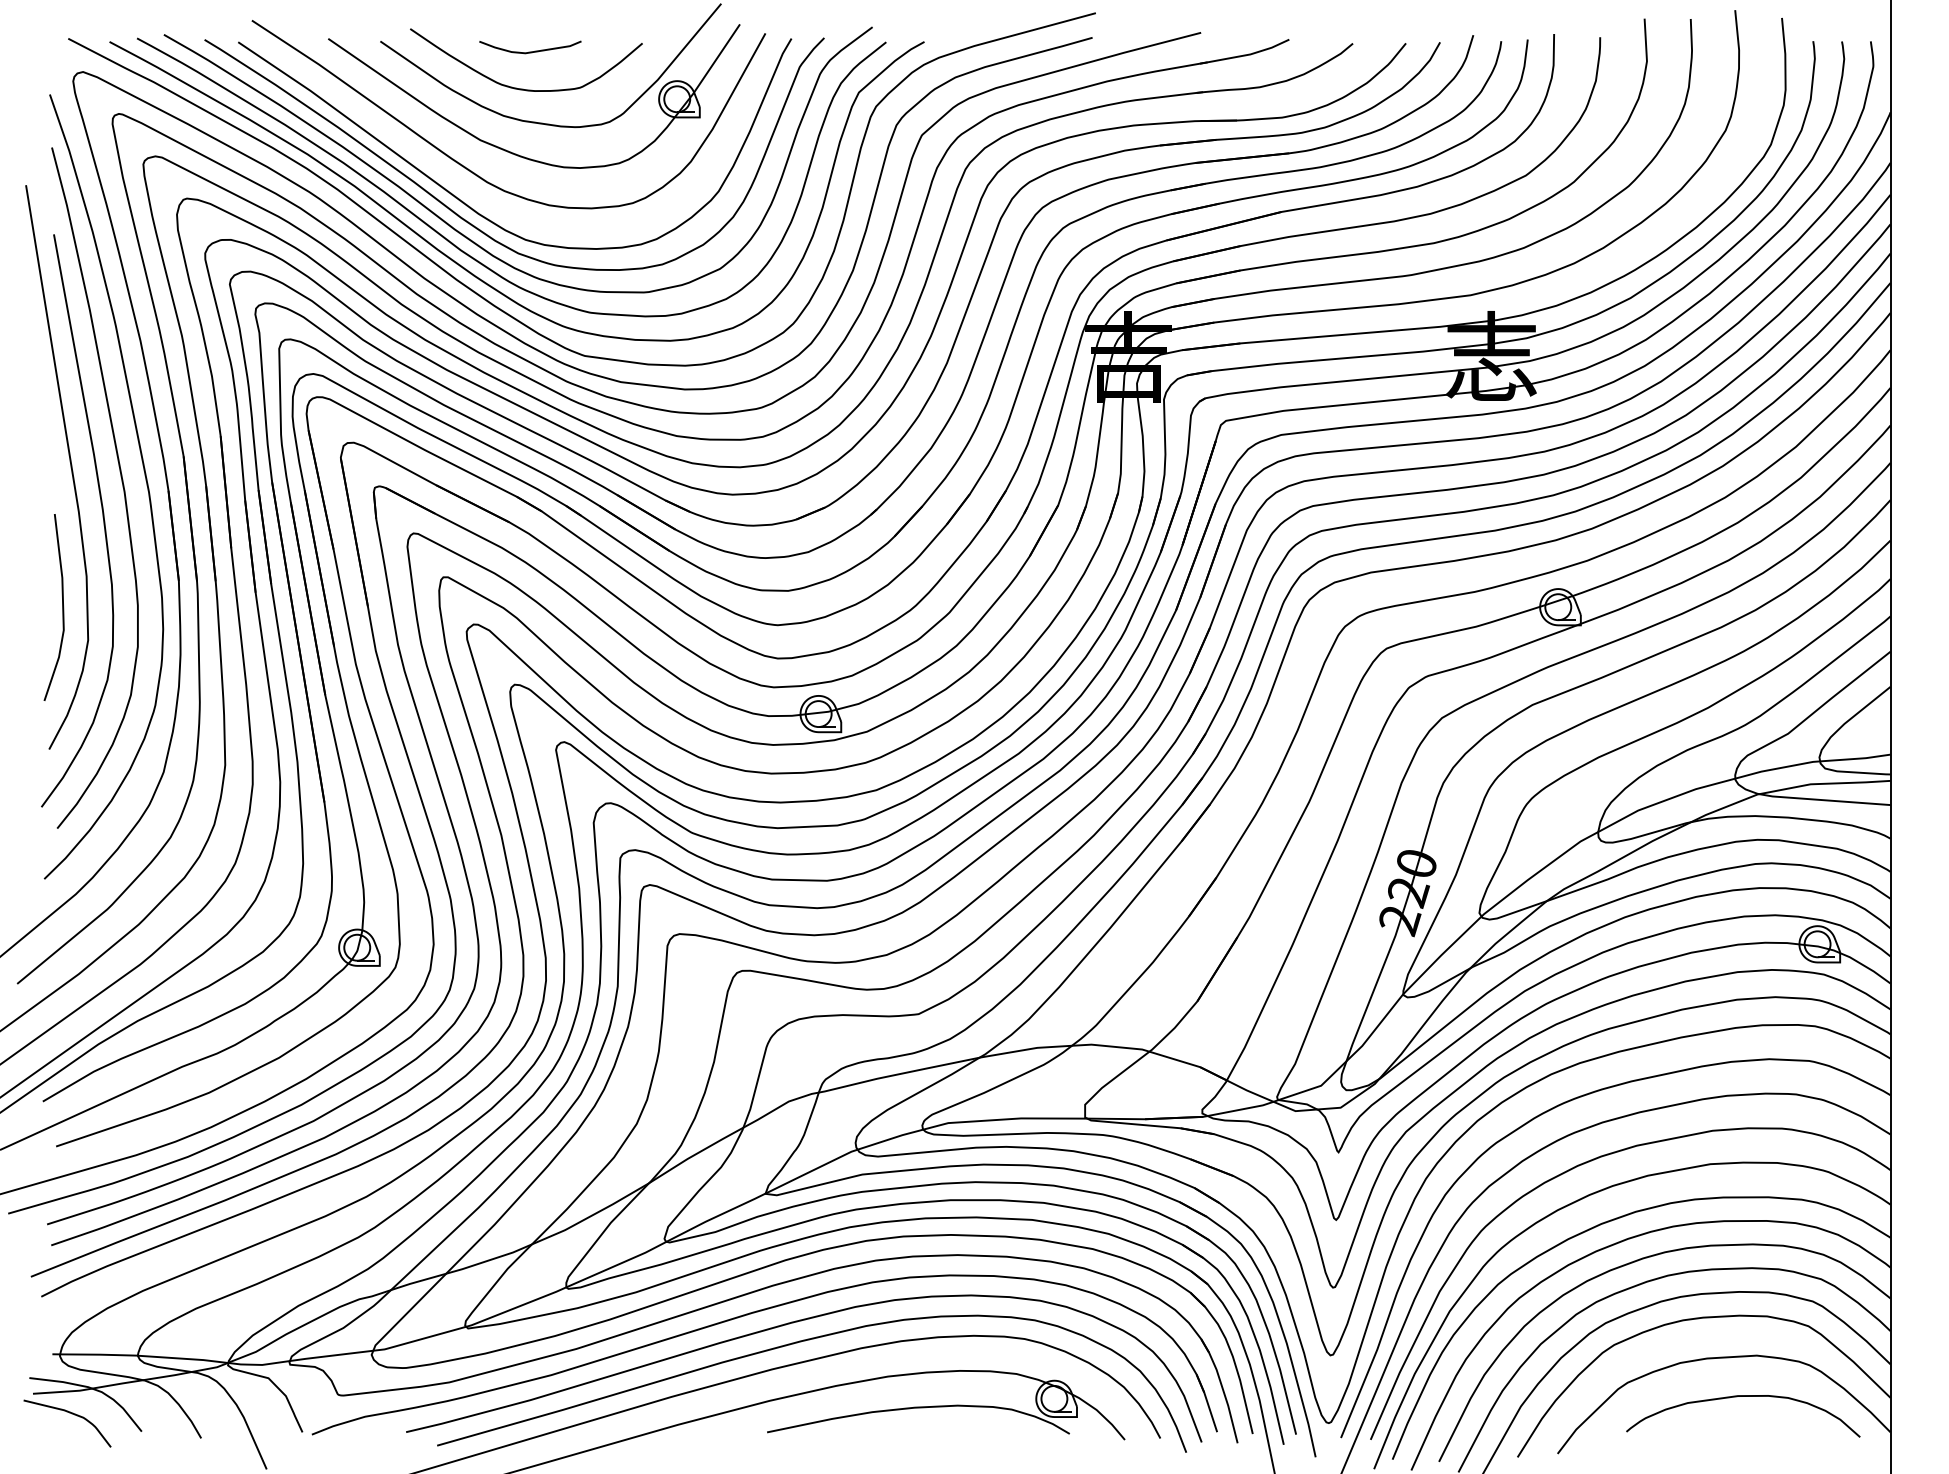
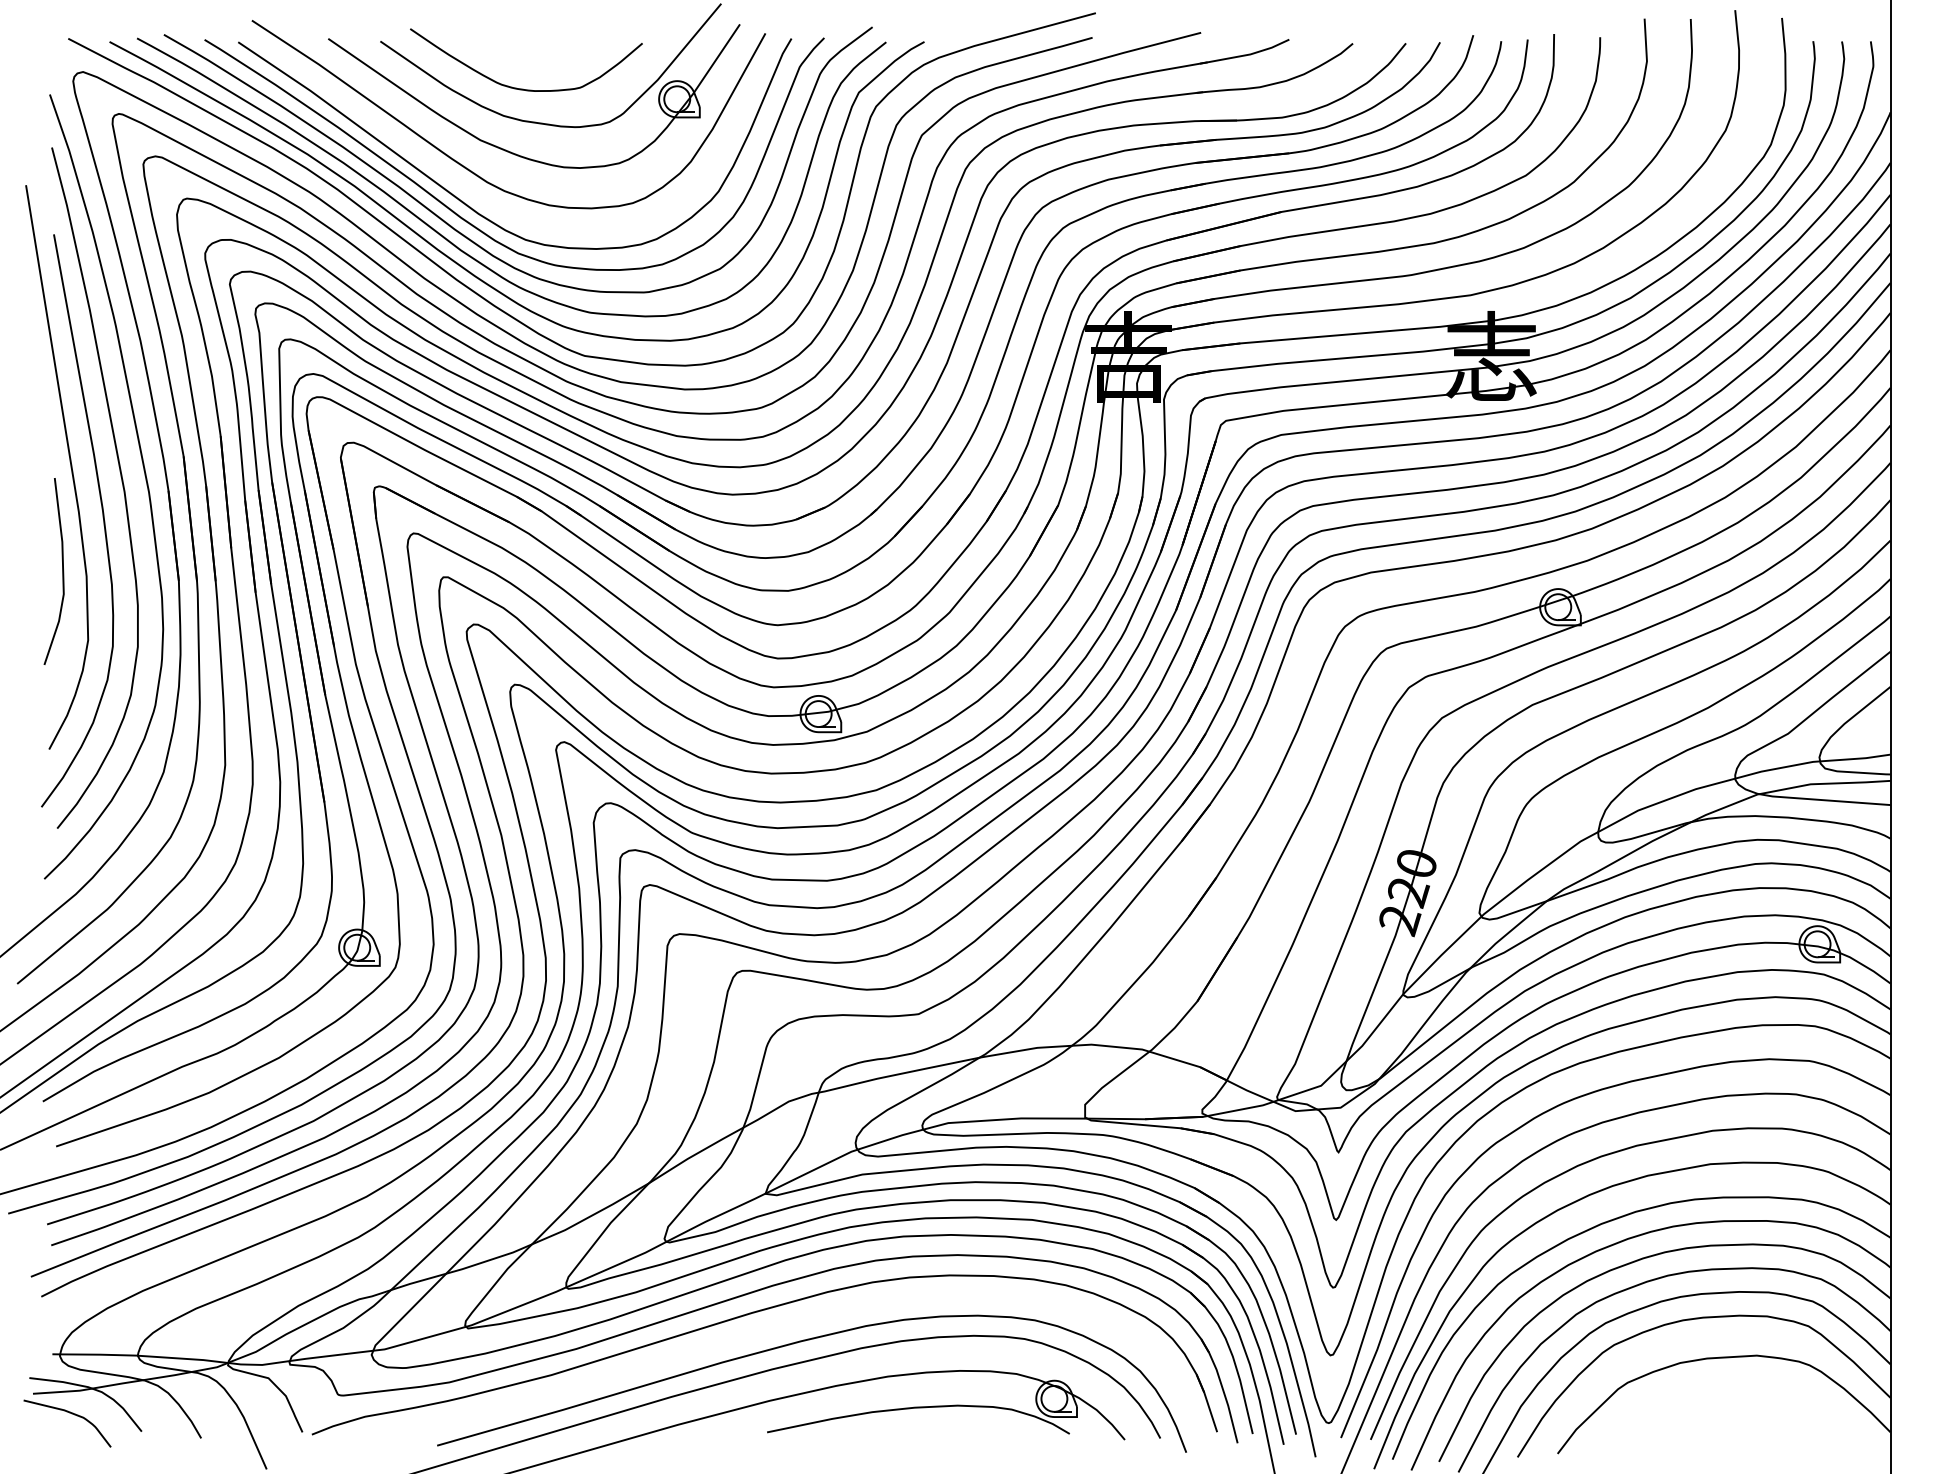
curve: present -> none (530, 51)
line position: (62, 607) -> (62, 571) (62, 571)
curve: present -> none (793, 1323)
curve: present -> none (1743, 1396)
